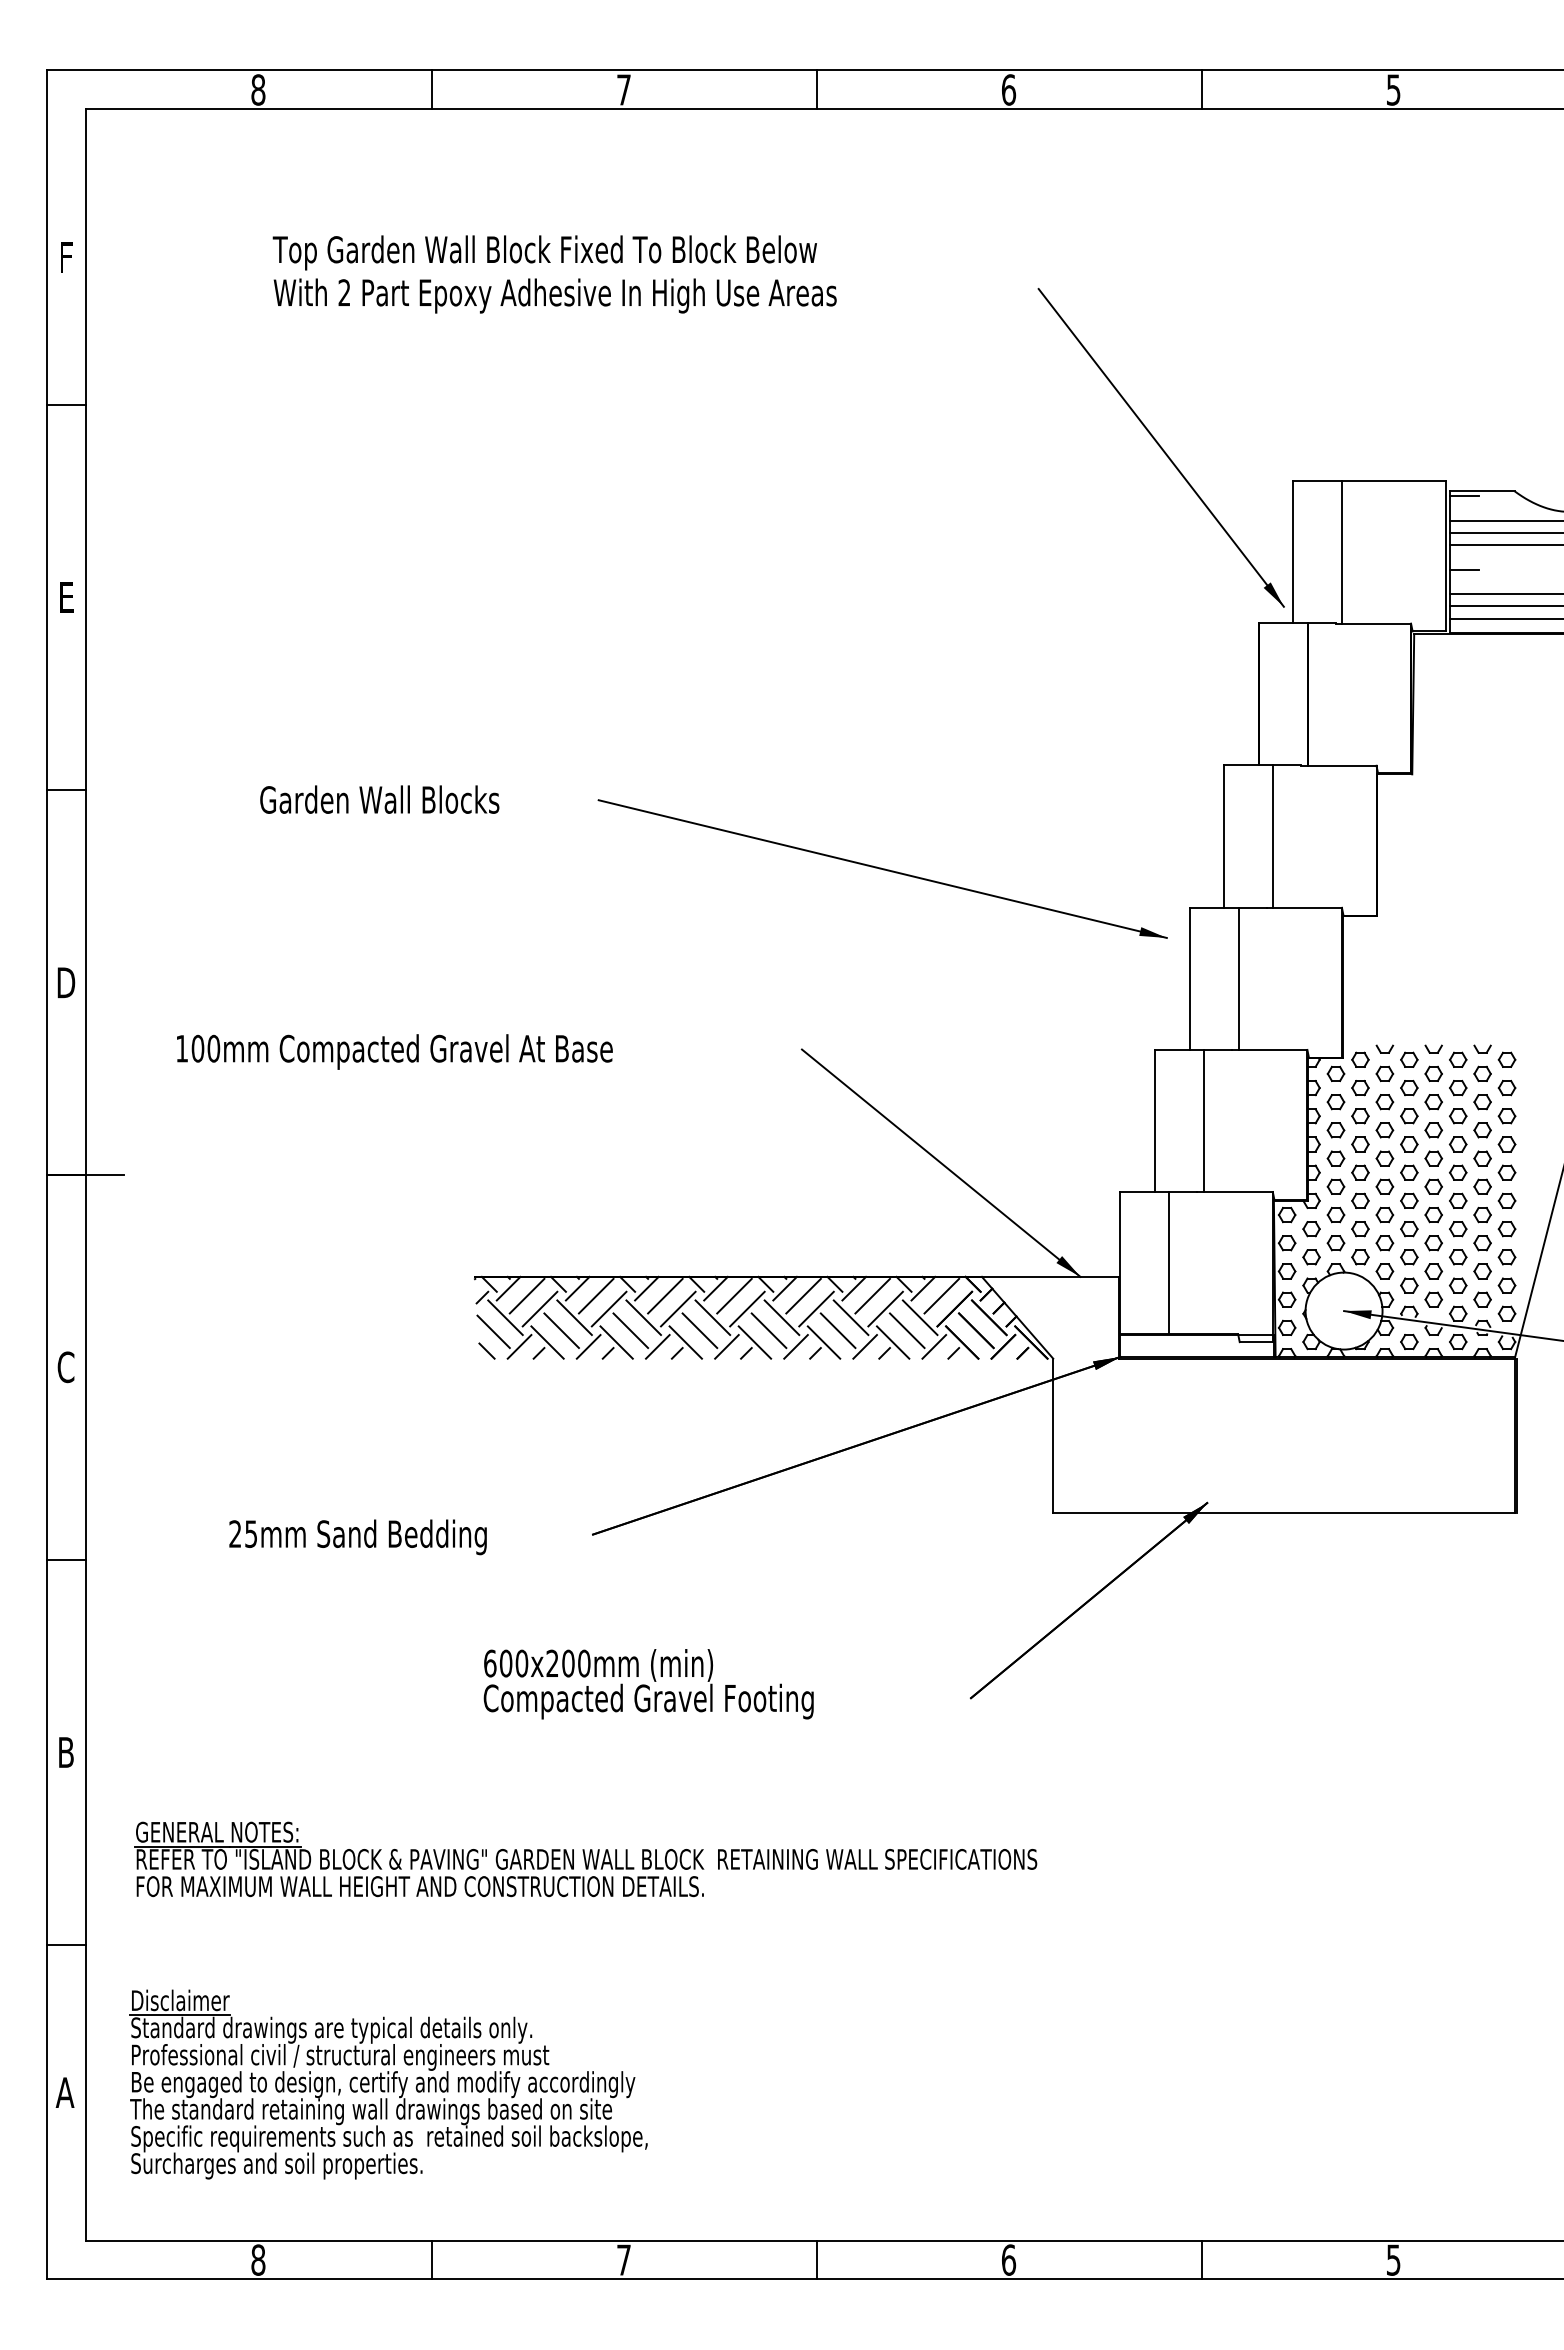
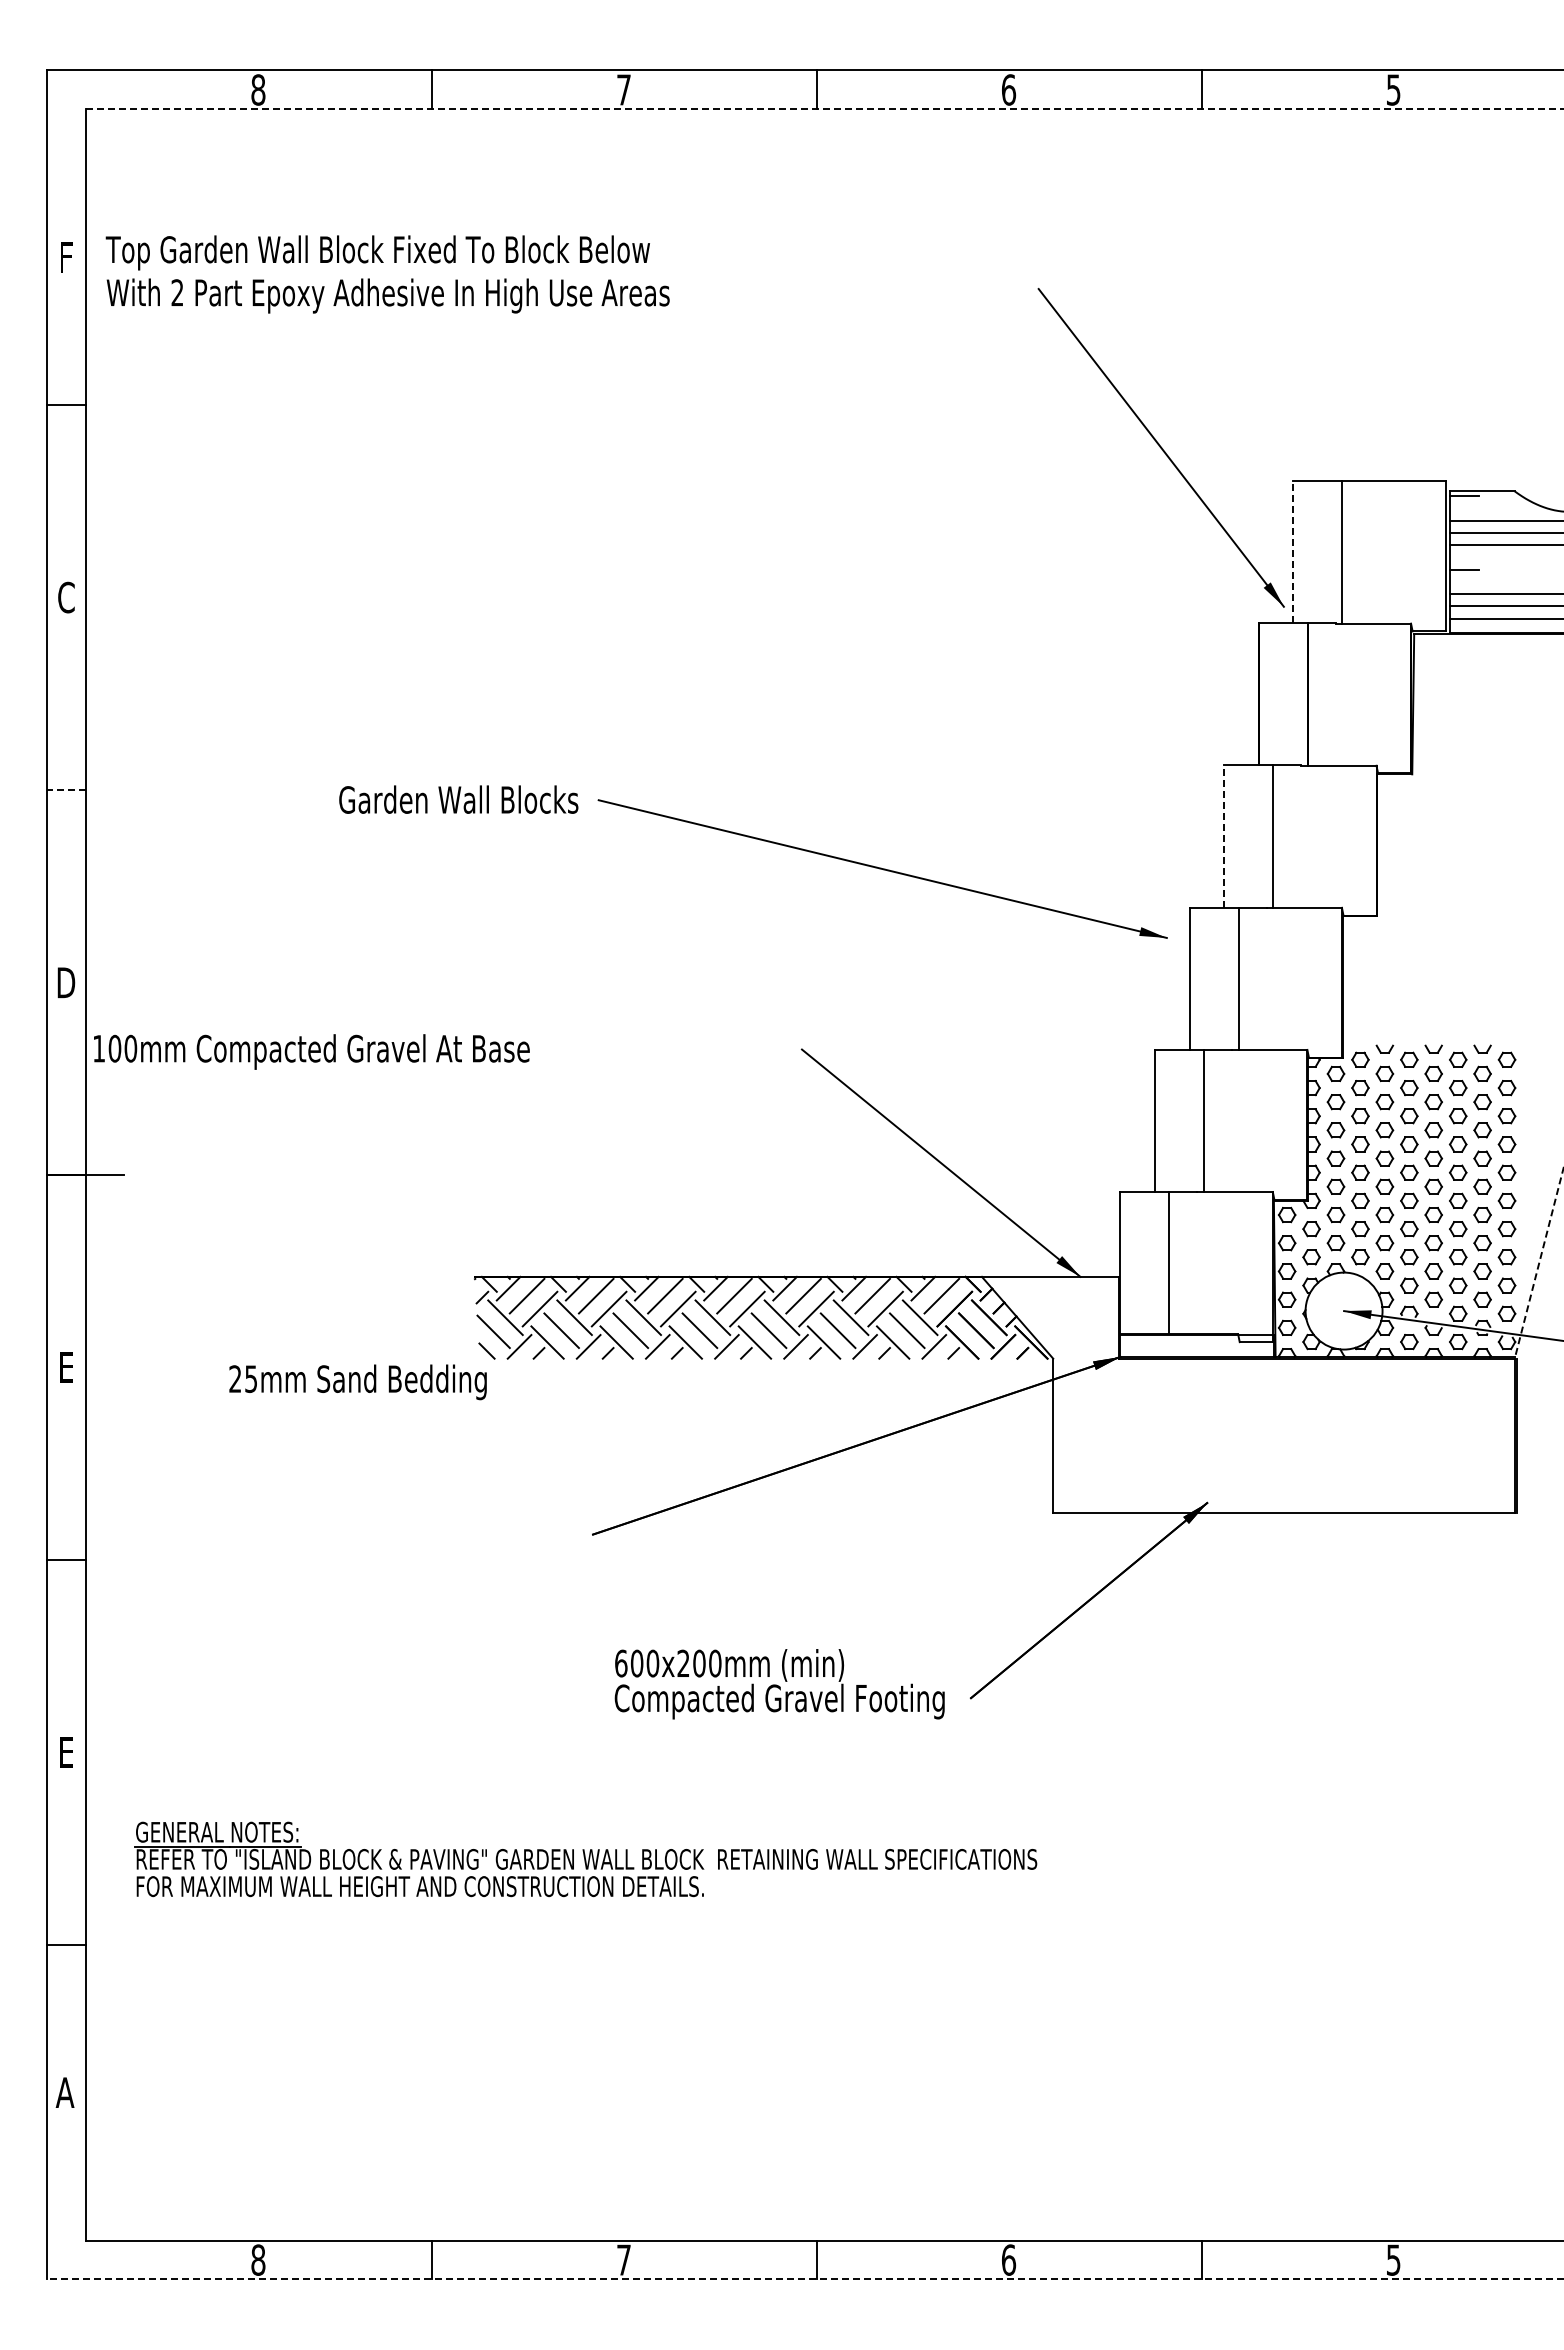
line: solid -> dashed (824, 108)
text position: (554, 274) -> (387, 274) (387, 274)
line: solid -> dashed (1293, 551)
text: E -> C (66, 597)
line: solid -> dashed (65, 790)
text position: (379, 799) -> (458, 799) (458, 799)
line: solid -> dashed (1224, 836)
text position: (394, 1051) -> (311, 1051) (311, 1051)
line: solid -> dashed (1539, 1262)
text: C -> E (65, 1367)
text position: (357, 1537) -> (357, 1382) (357, 1382)
text position: (648, 1684) -> (779, 1684) (779, 1684)
text: B -> E (66, 1752)
part: present -> none (388, 2084)
line: solid -> dashed (805, 2279)
